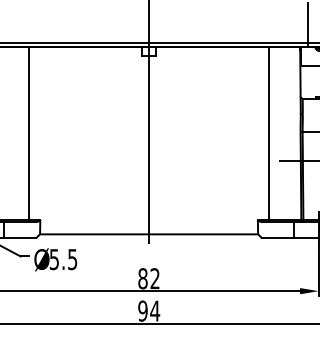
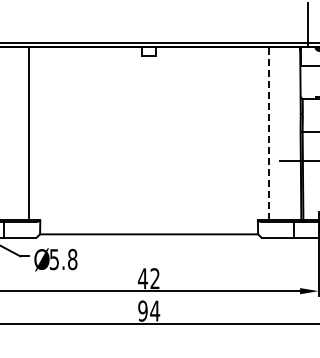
line: present -> none (149, 123)
line: solid -> dashed (269, 133)
text: 5.5 -> 5.8 (72, 259)
text: 82 -> 42 (142, 278)
